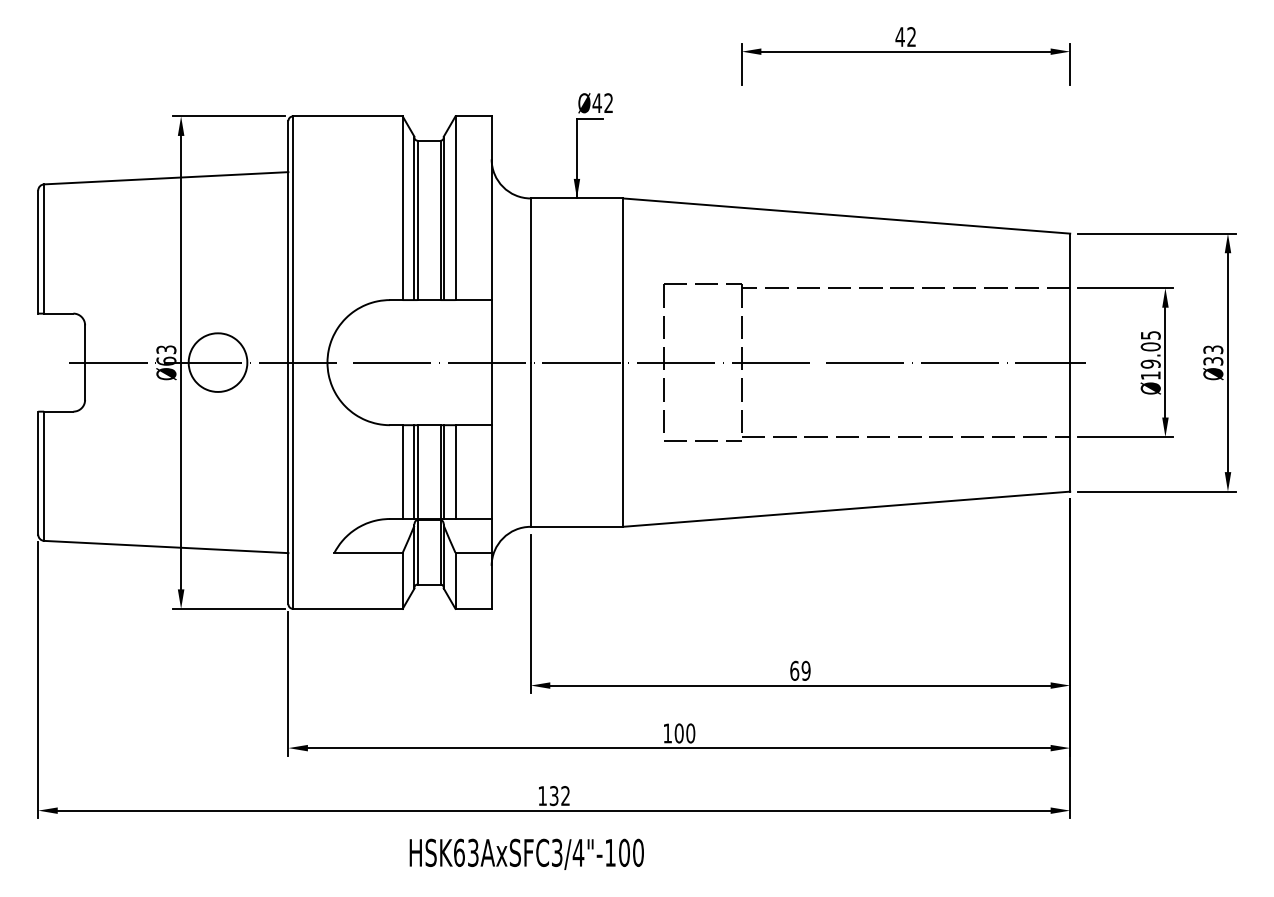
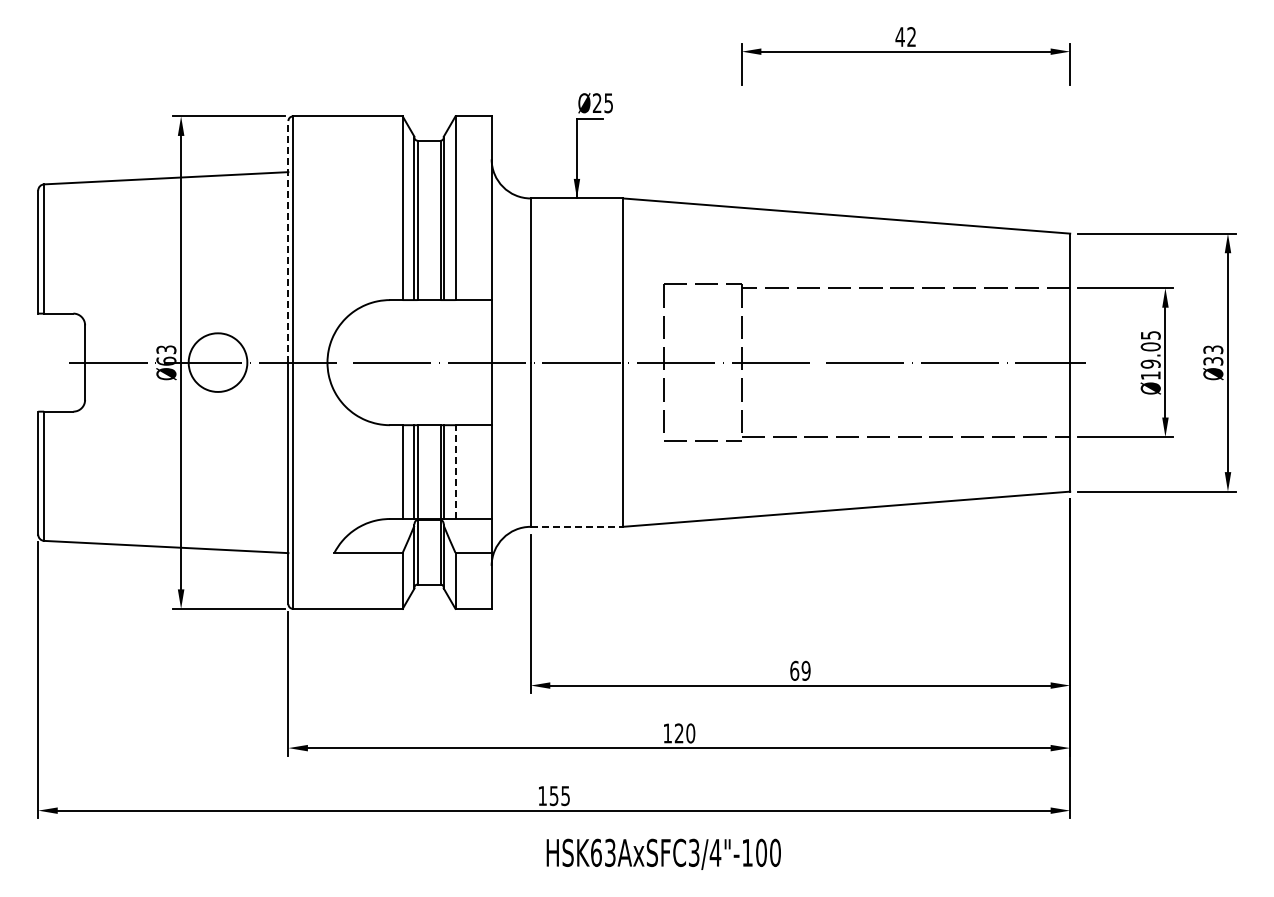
text: Ø42 -> Ø25 (602, 103)
line: solid -> dashed (288, 241)
line: solid -> dashed (455, 472)
line: solid -> dashed (577, 526)
text: 100 -> 120 (678, 733)
text: 132 -> 155 (559, 796)
text position: (526, 853) -> (663, 853) (663, 853)
